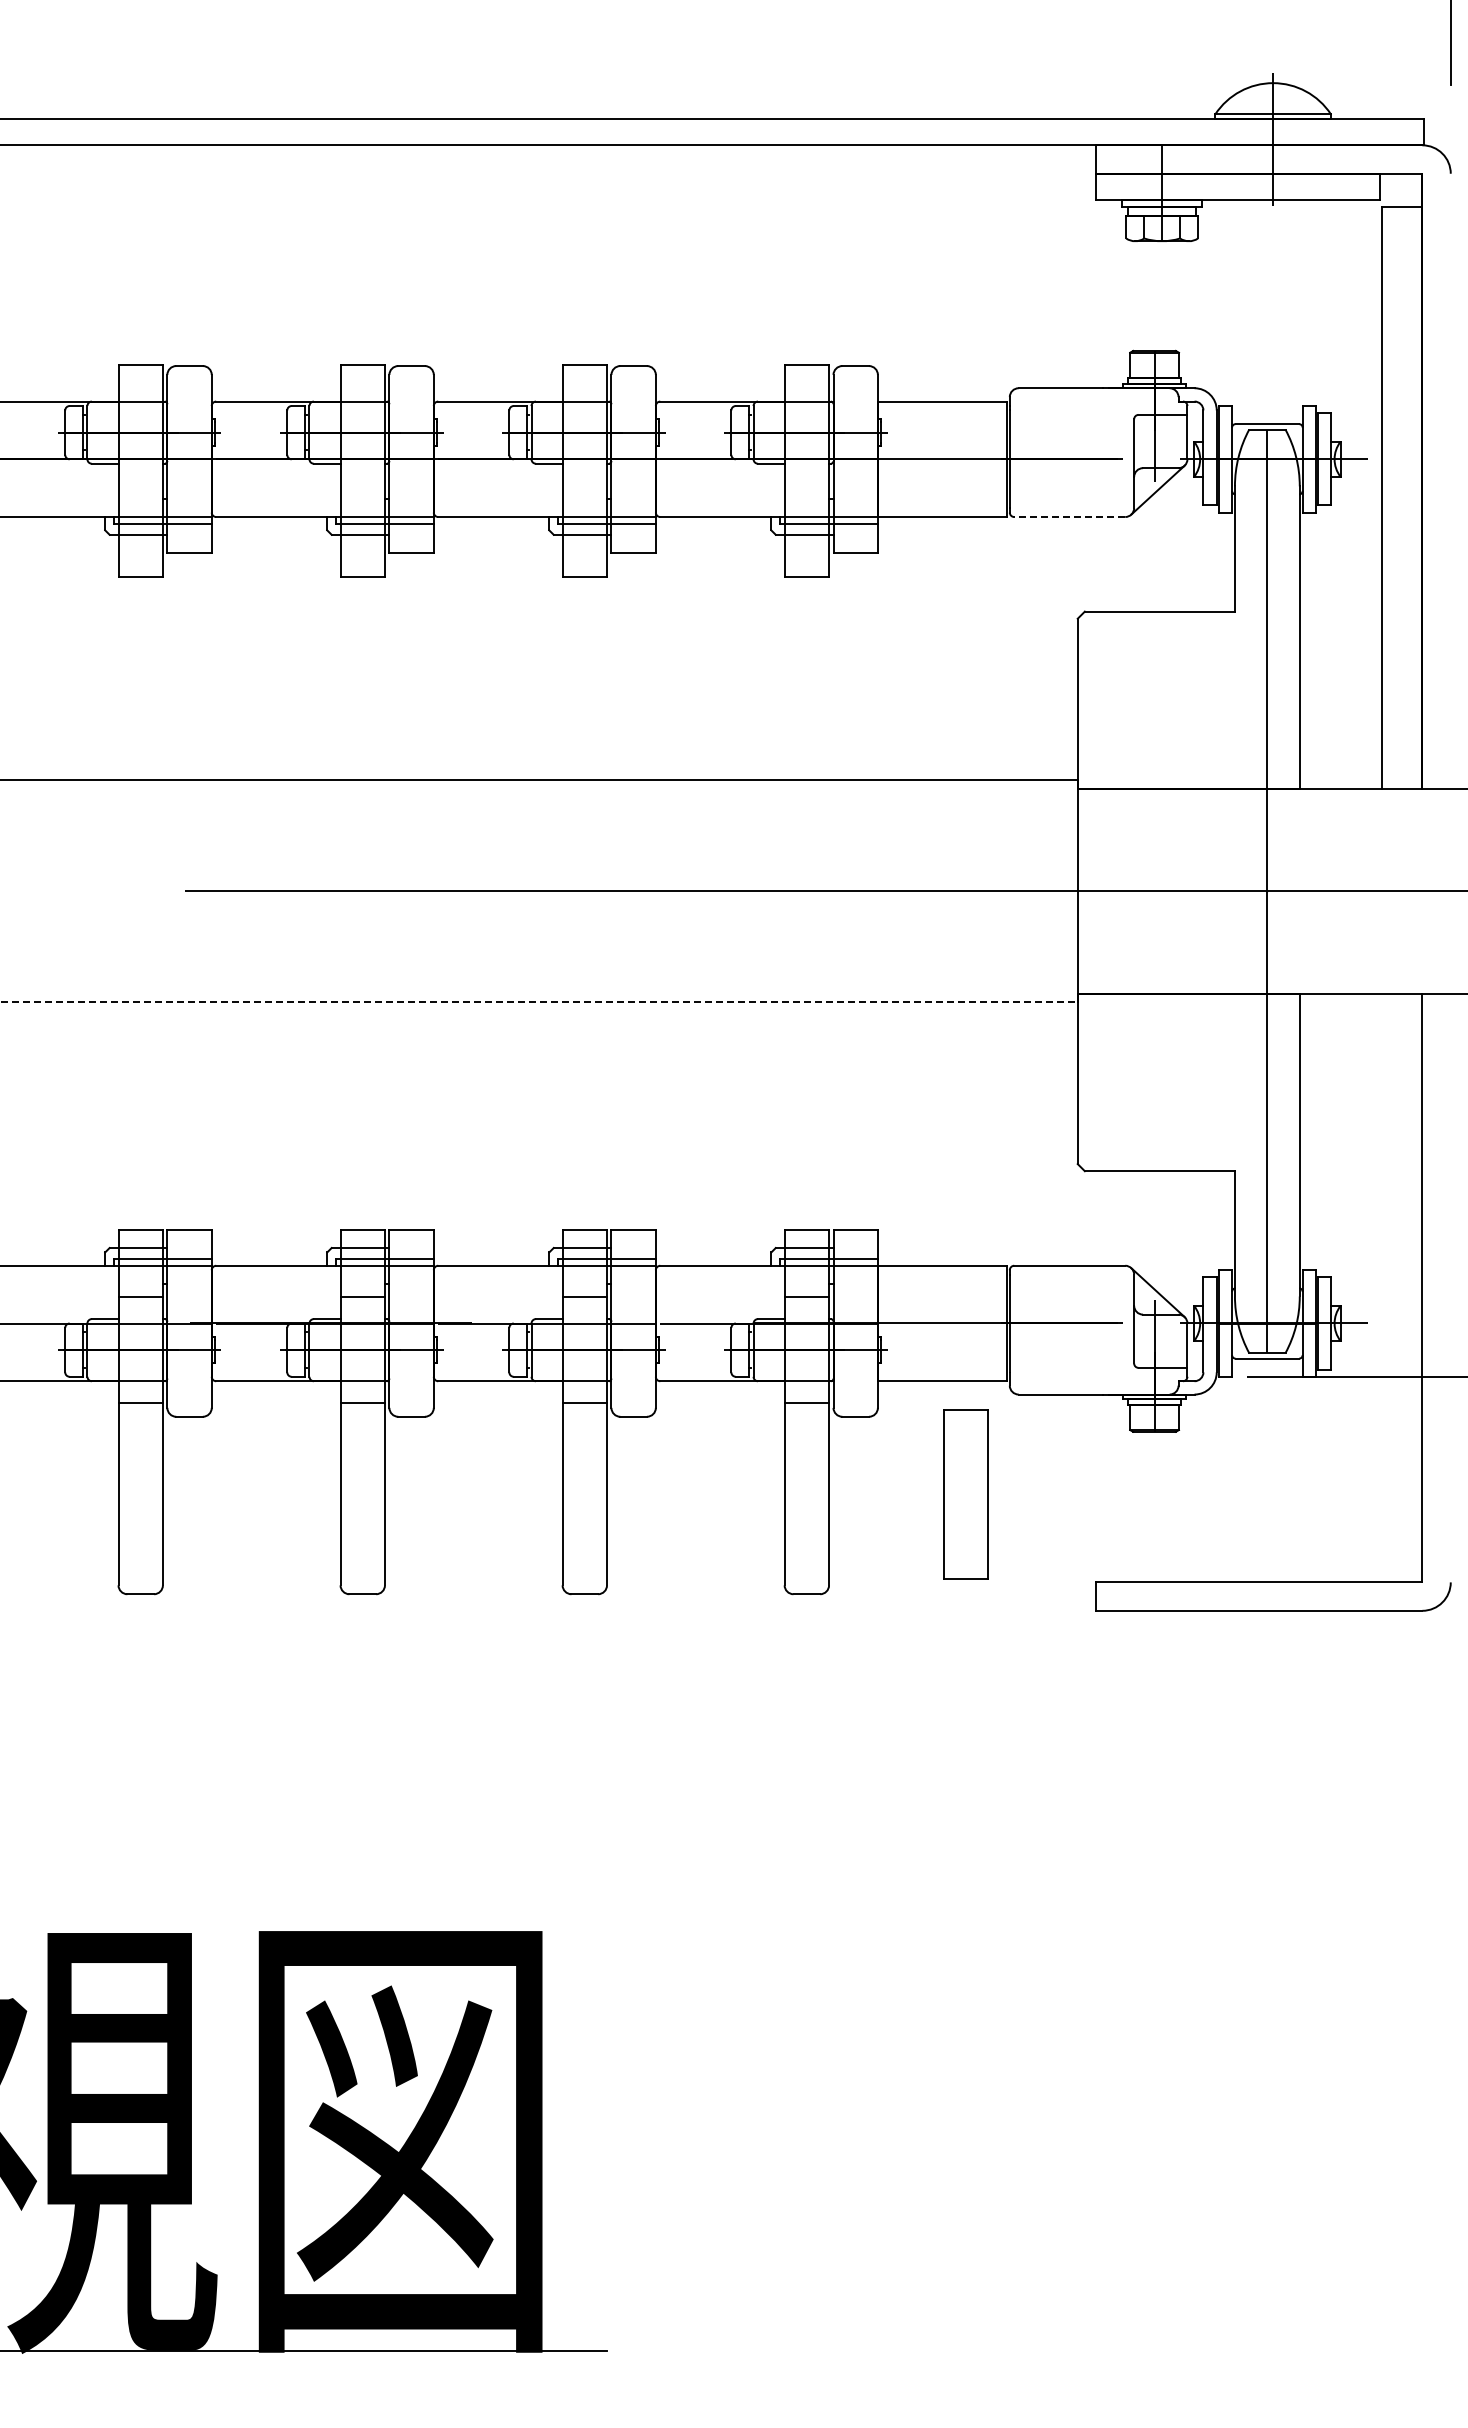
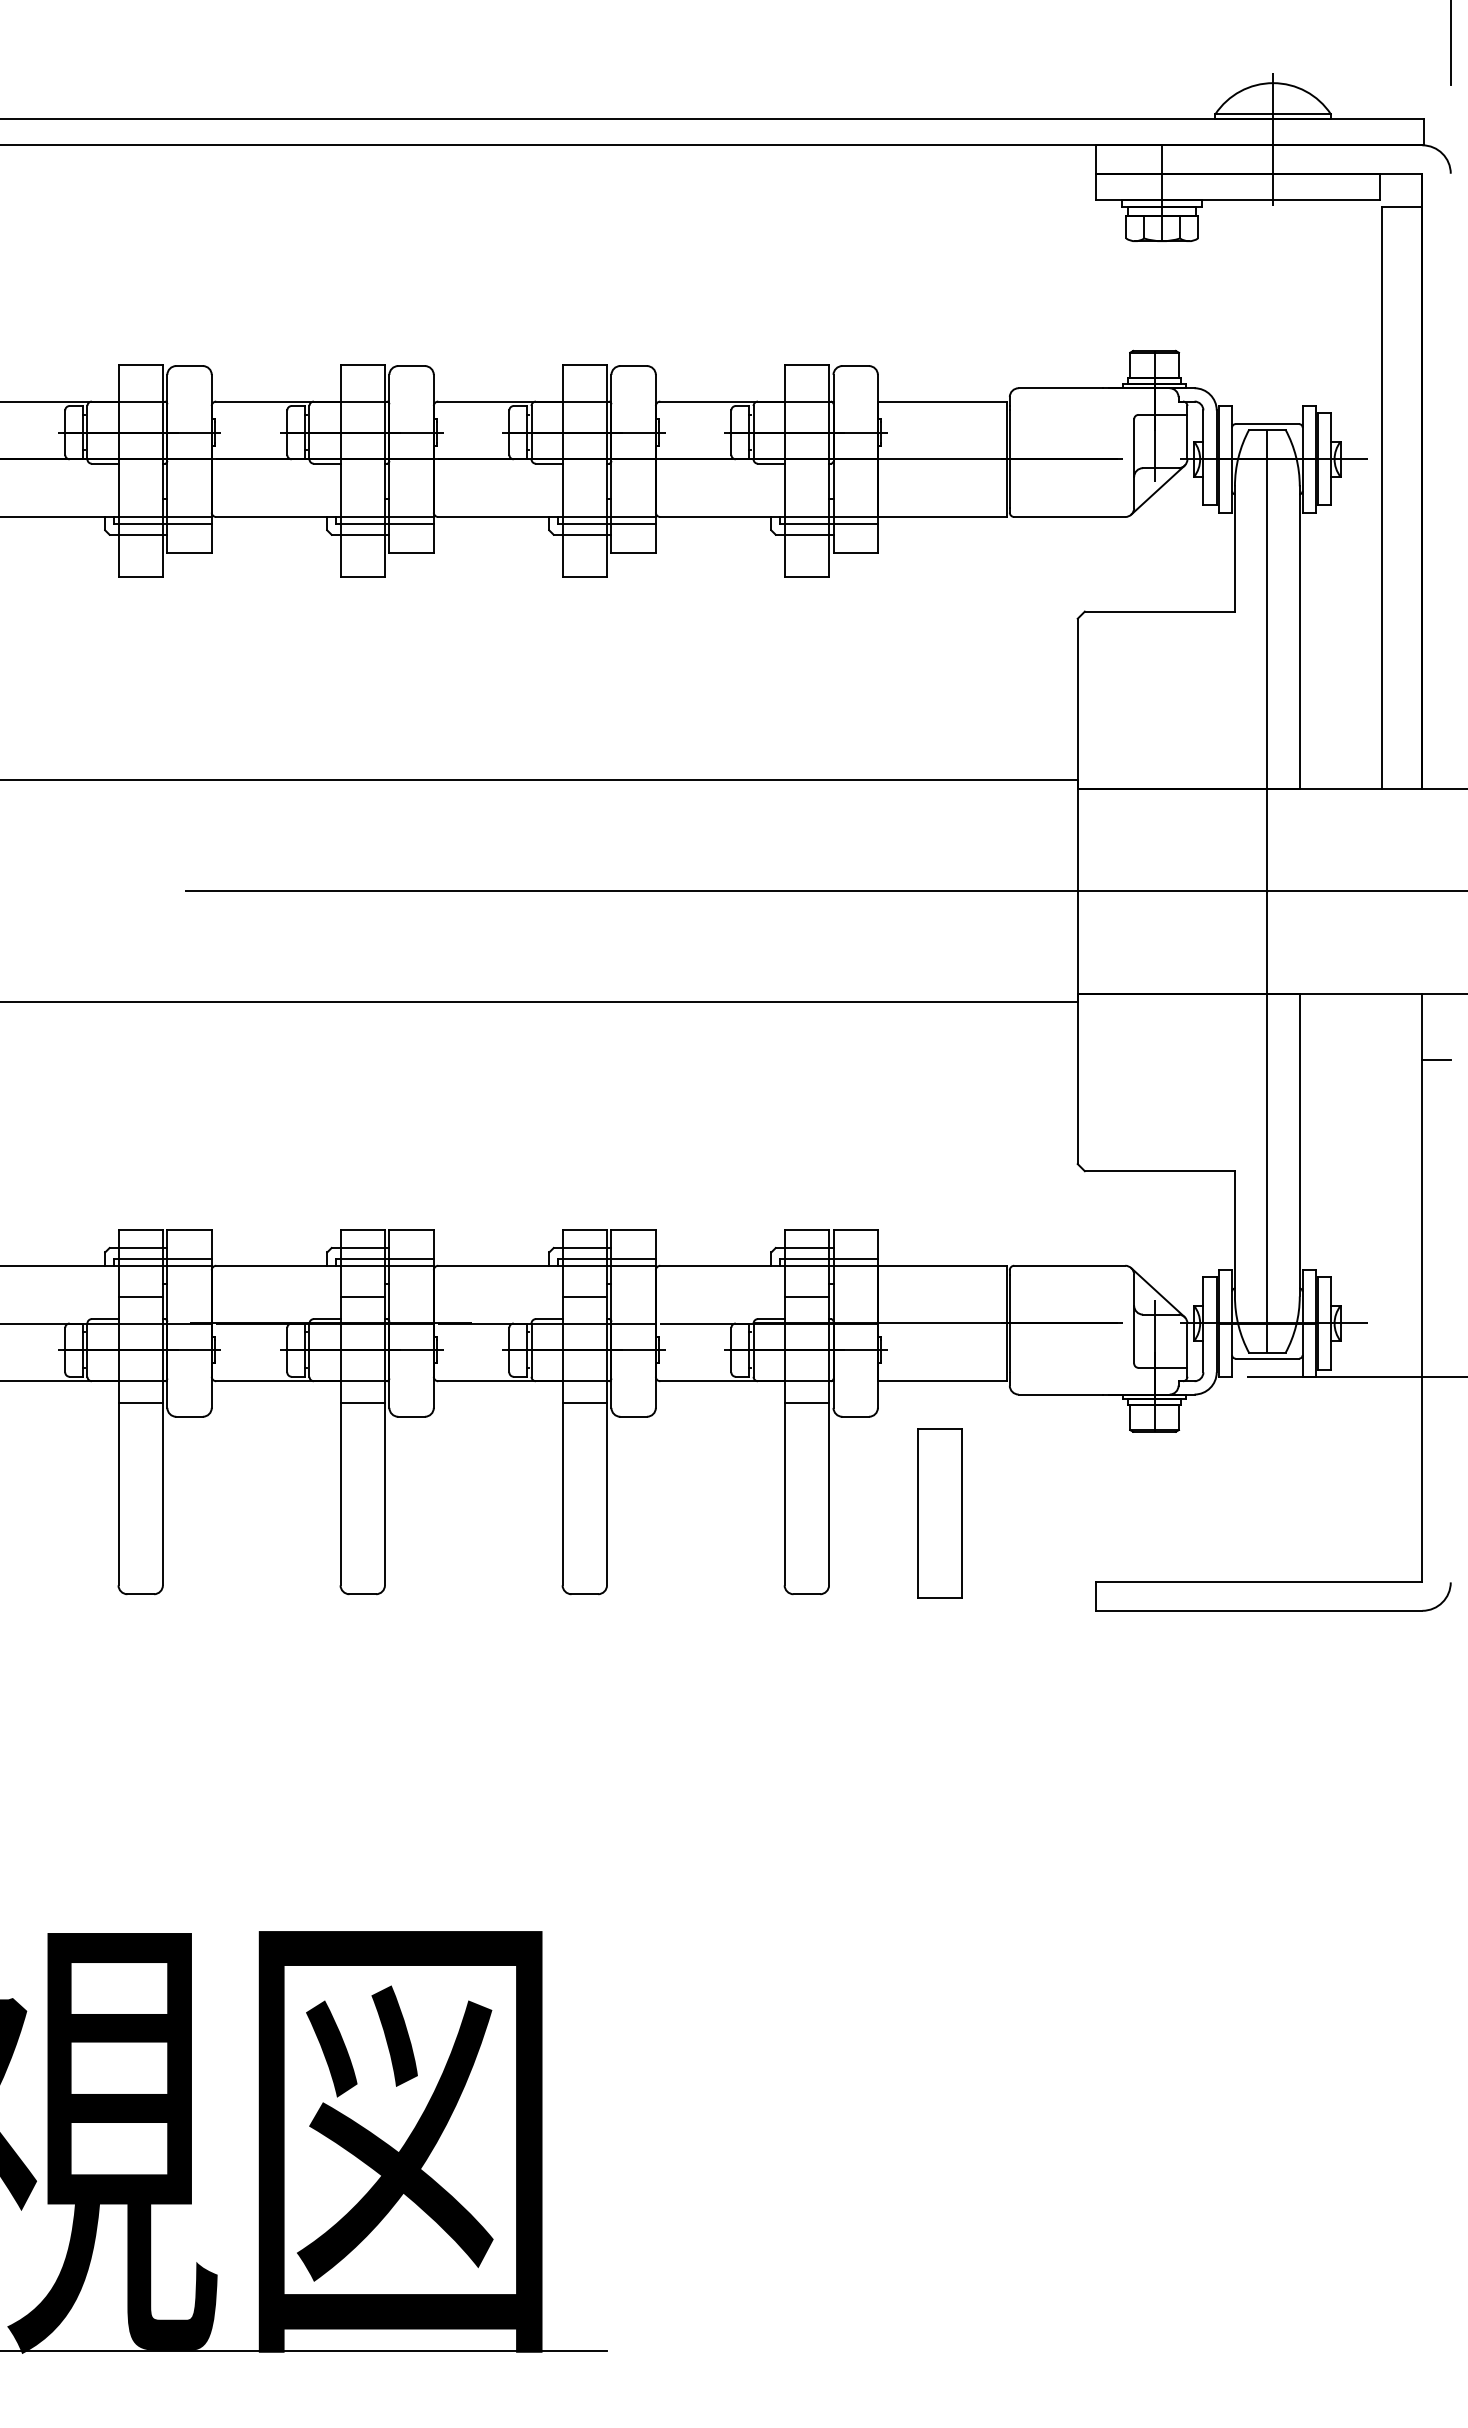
line: dashed -> solid (1069, 517)
line: dashed -> solid (538, 1002)
line: none -> present (1436, 1060)
part position: (965, 1494) -> (939, 1513) (939, 1513)
